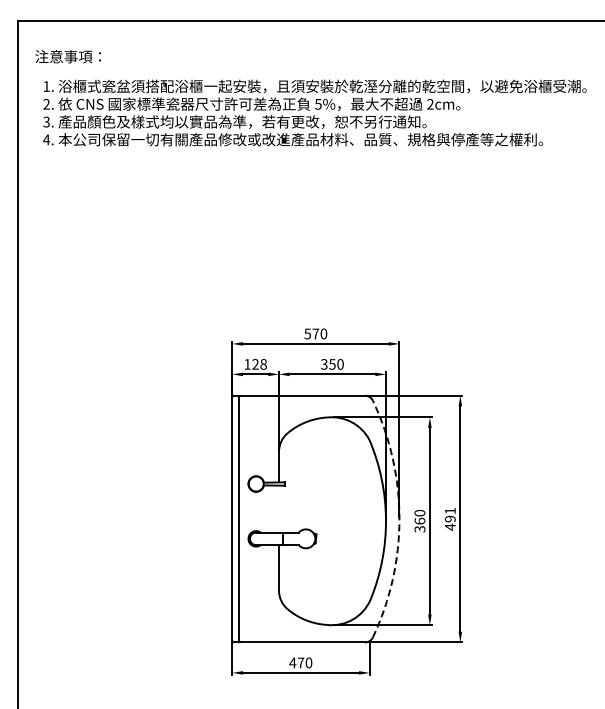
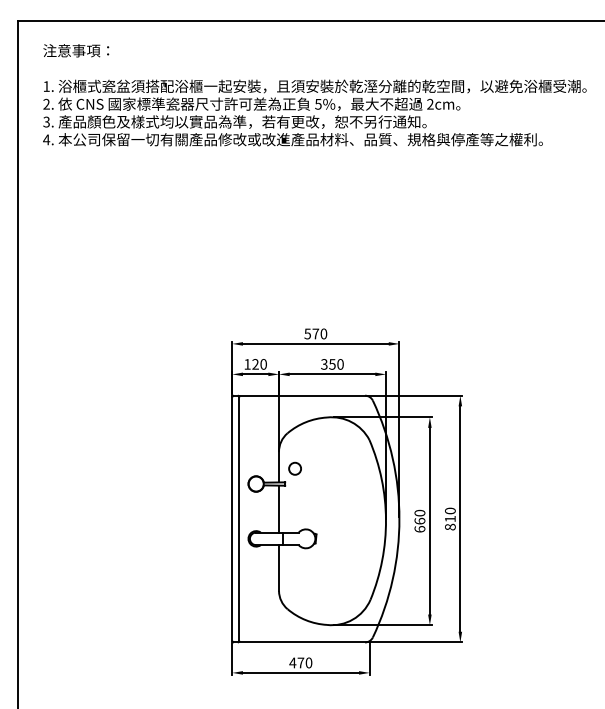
text position: (68, 56) -> (76, 50) (76, 50)
text: 128 -> 120 (263, 364)
circle: none -> present (294, 468)
line: none -> present (279, 508)
text: 491 -> 810 (449, 518)
arc: dashed -> solid (399, 519)
text: 360 -> 660 (419, 529)
